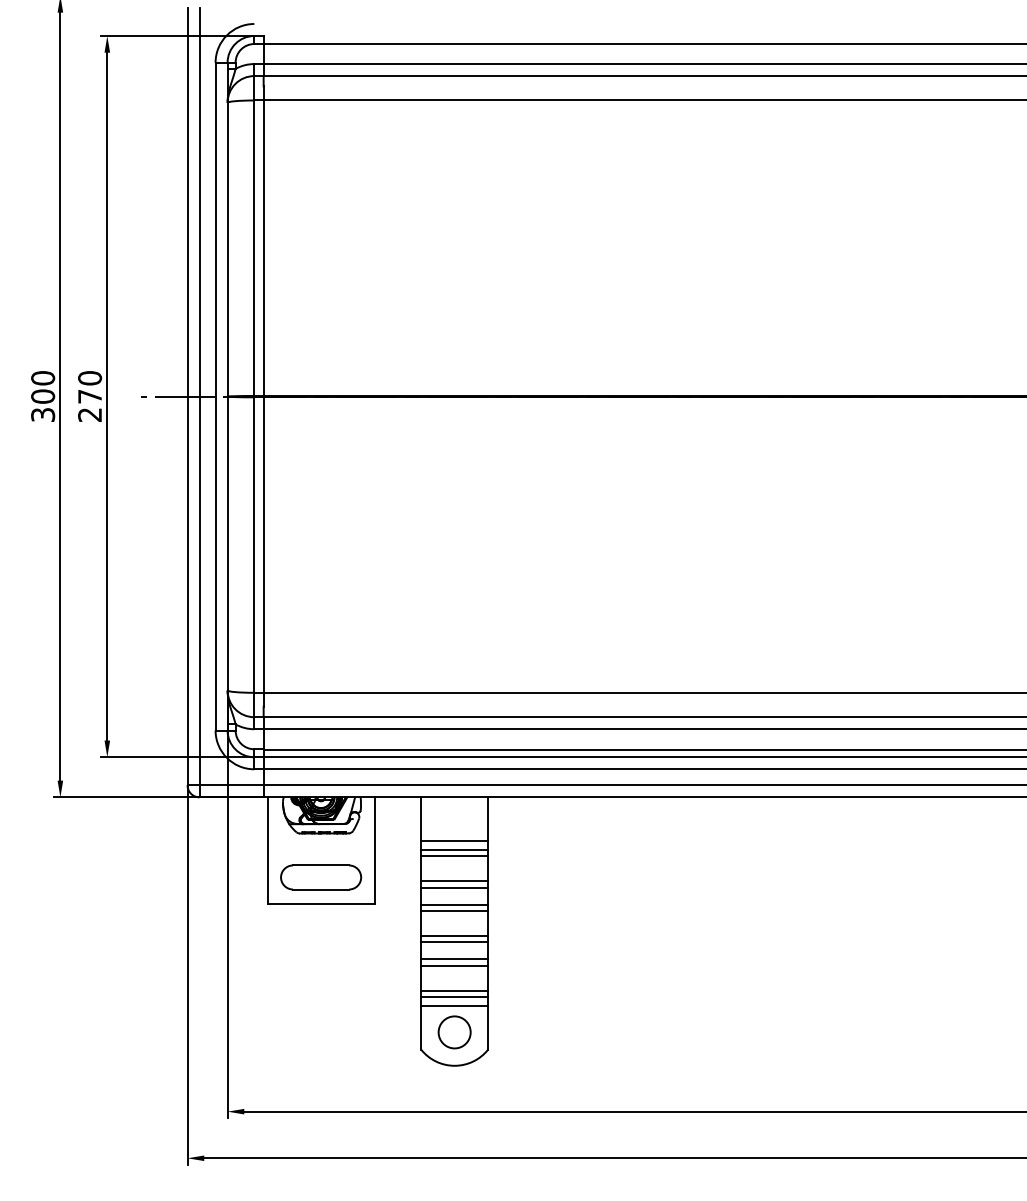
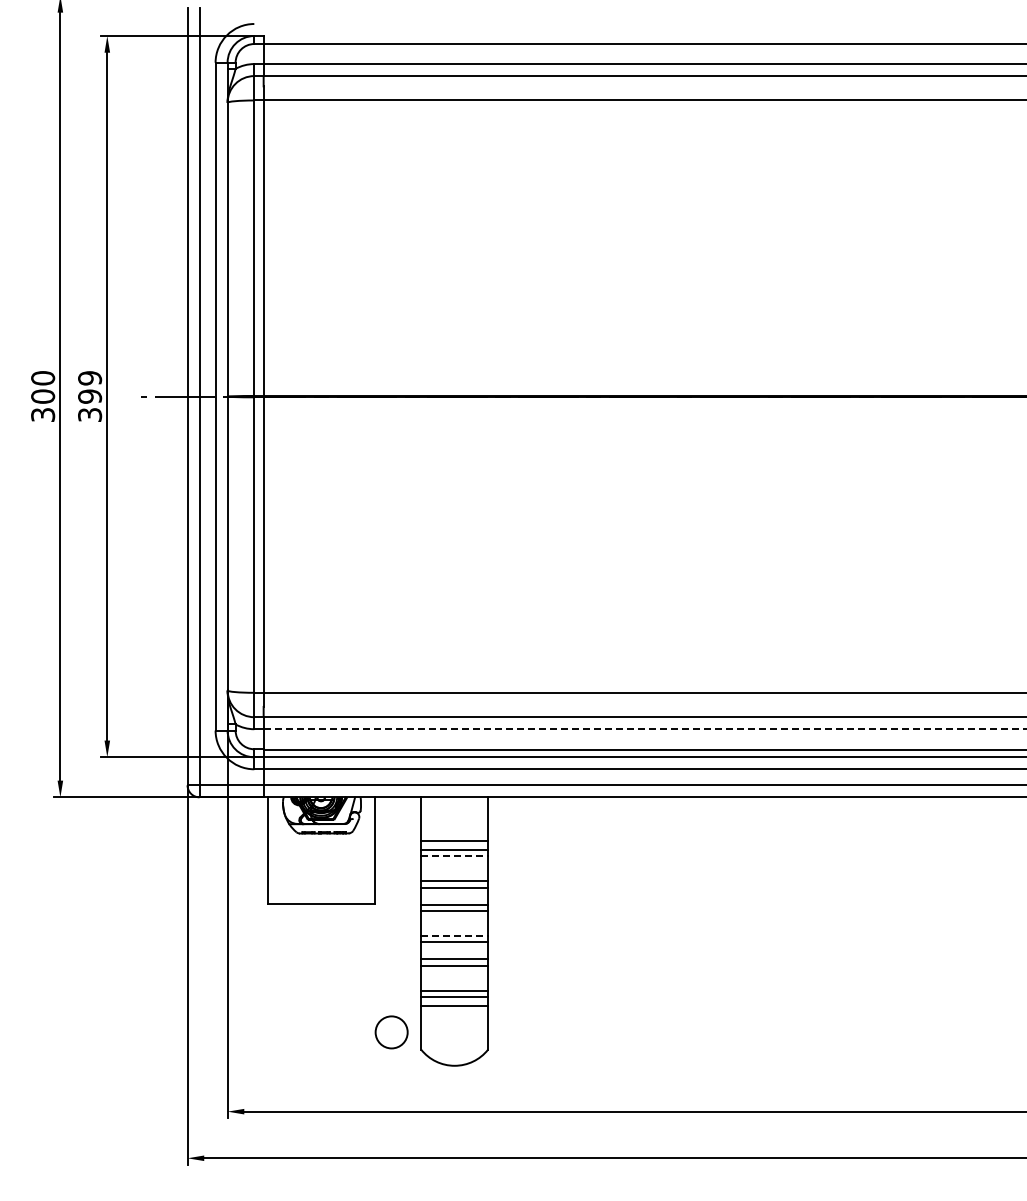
text: 270 -> 399 (90, 396)
line: solid -> dashed (645, 728)
line: solid -> dashed (455, 856)
part: present -> none (321, 877)
line: solid -> dashed (455, 935)
circle position: (454, 1032) -> (391, 1032) (391, 1032)
